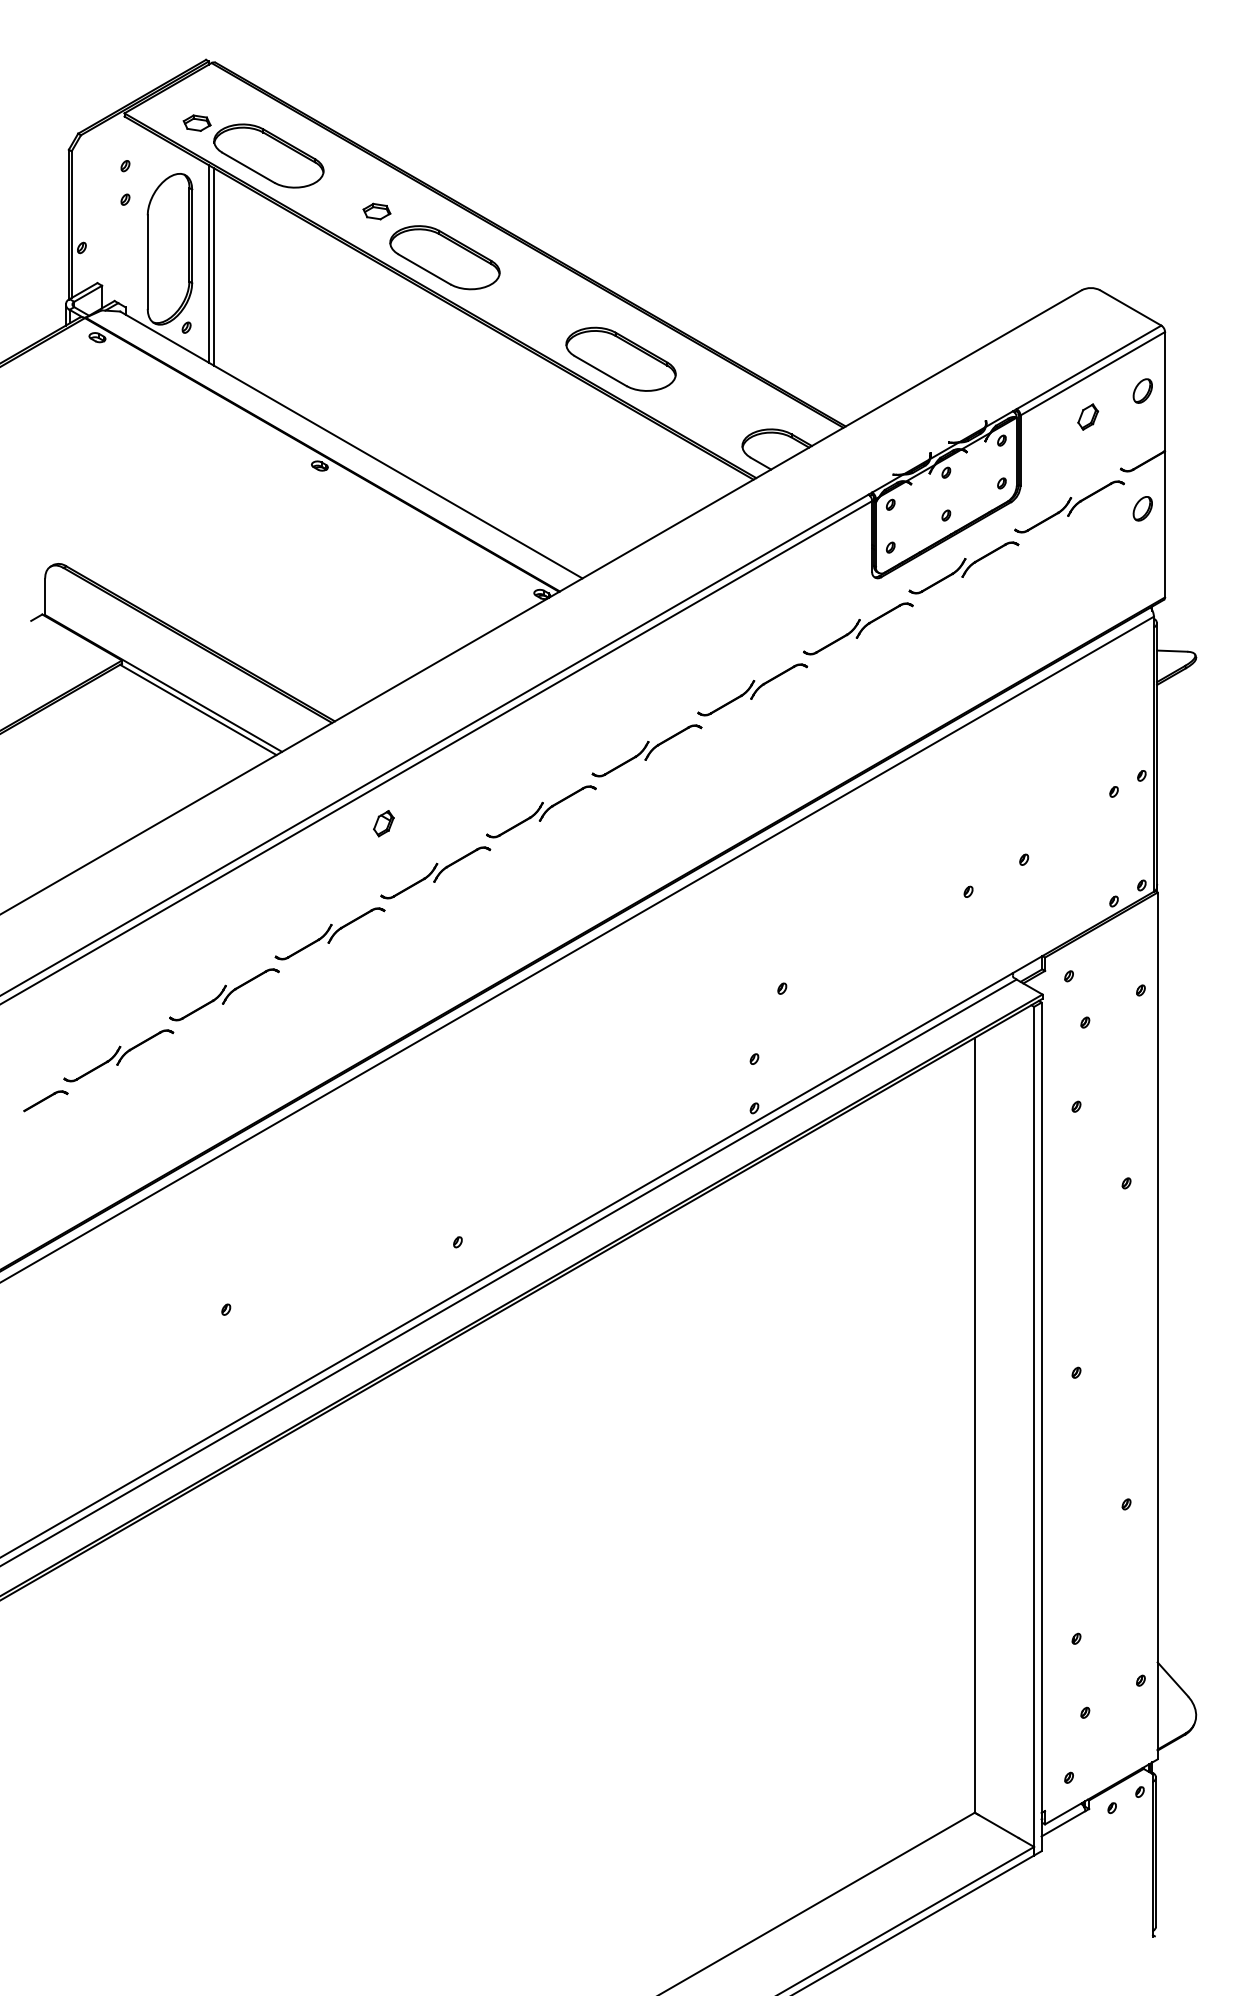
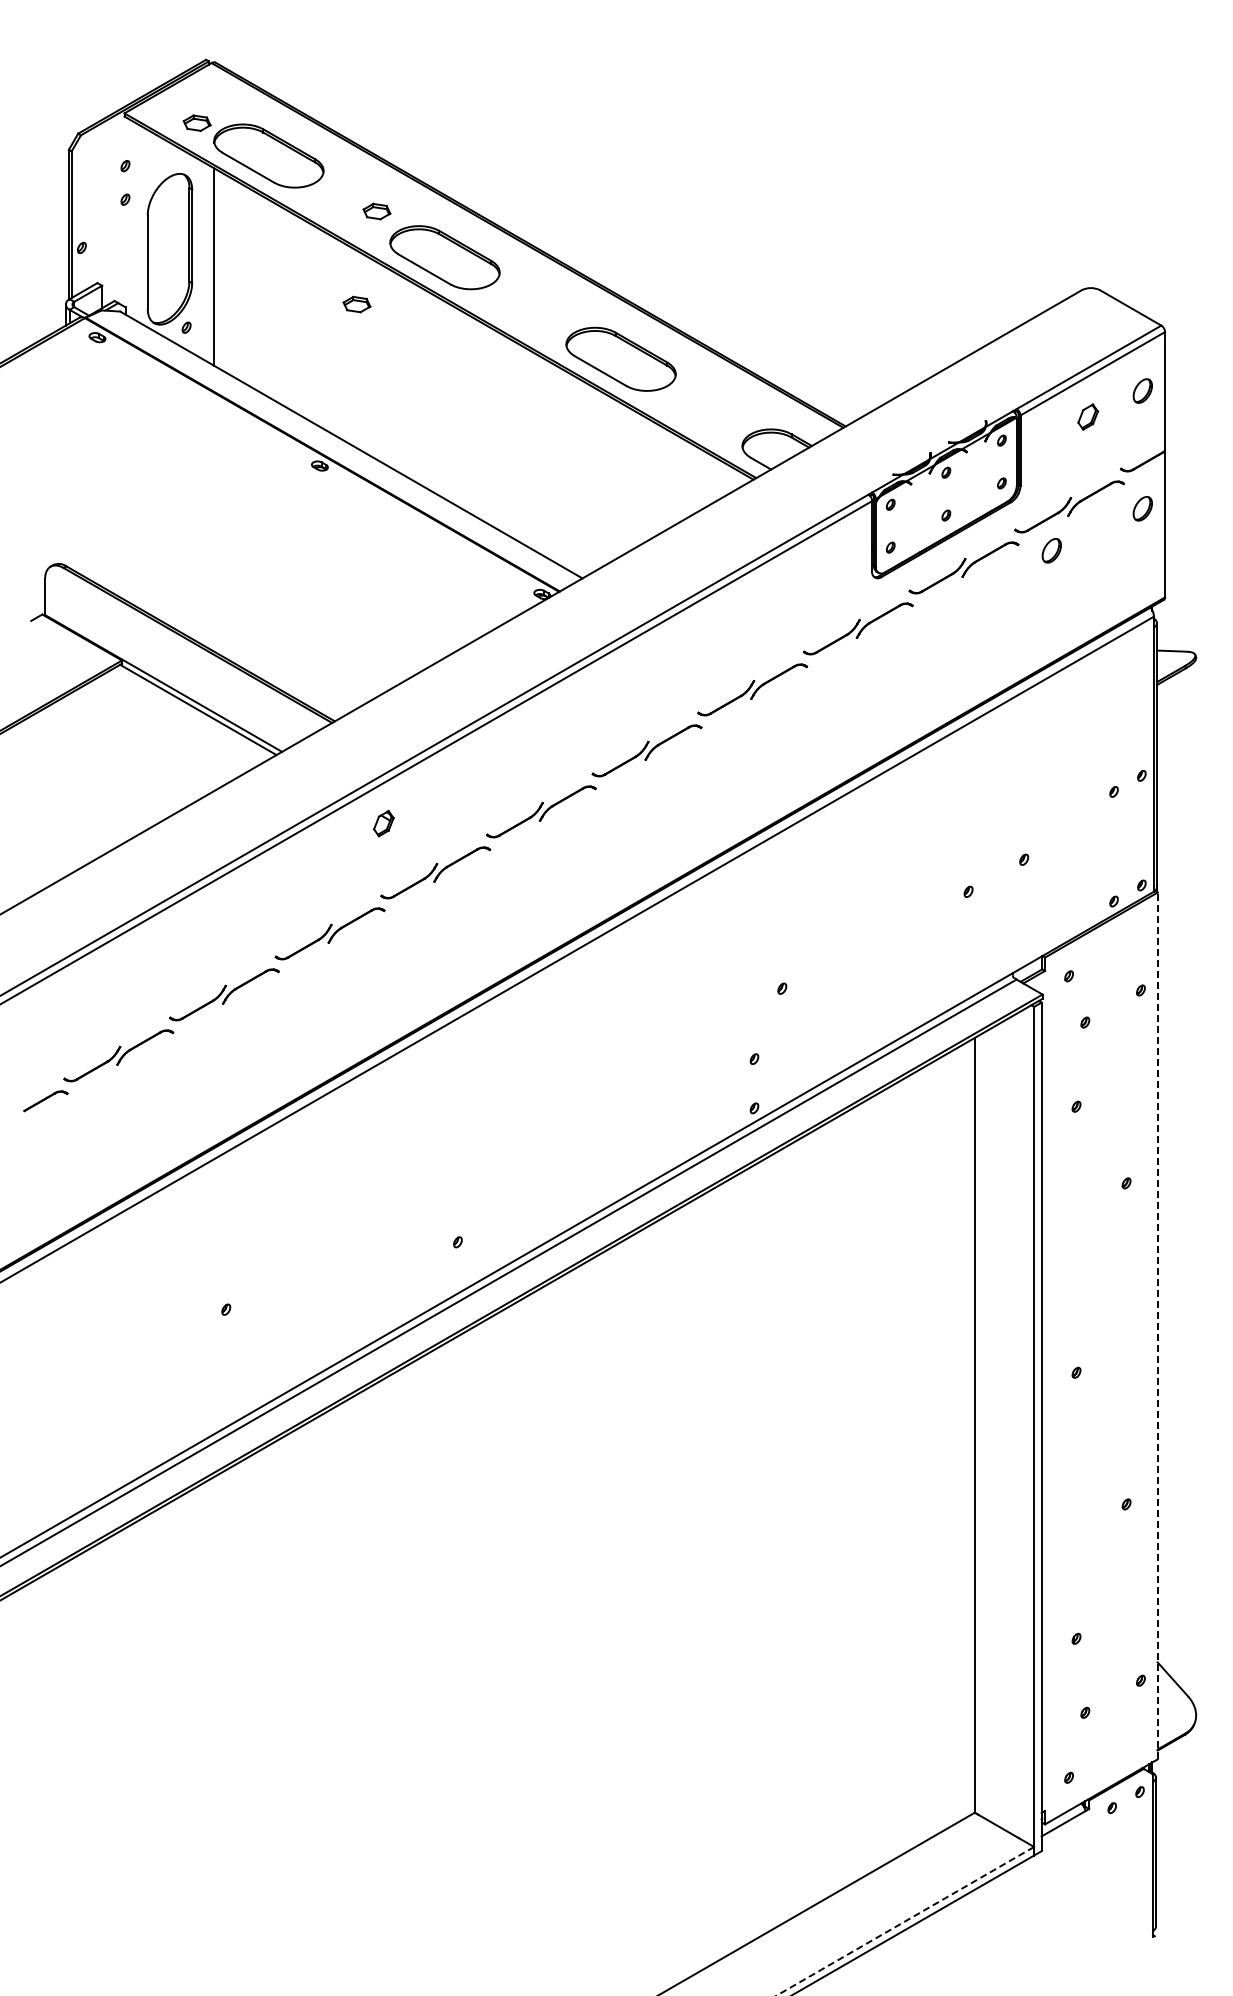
line: present -> none (208, 263)
part: none -> present (356, 304)
part: none -> present (1051, 550)
line: solid -> dashed (1157, 1325)
line: solid -> dashed (905, 1921)
